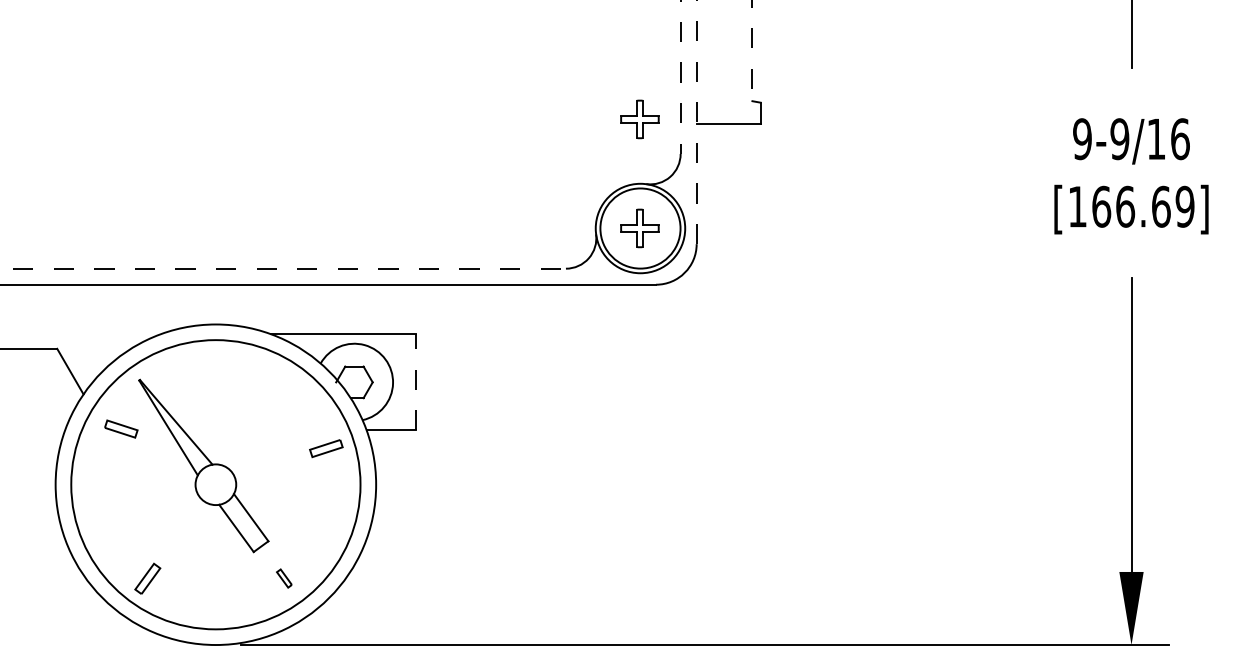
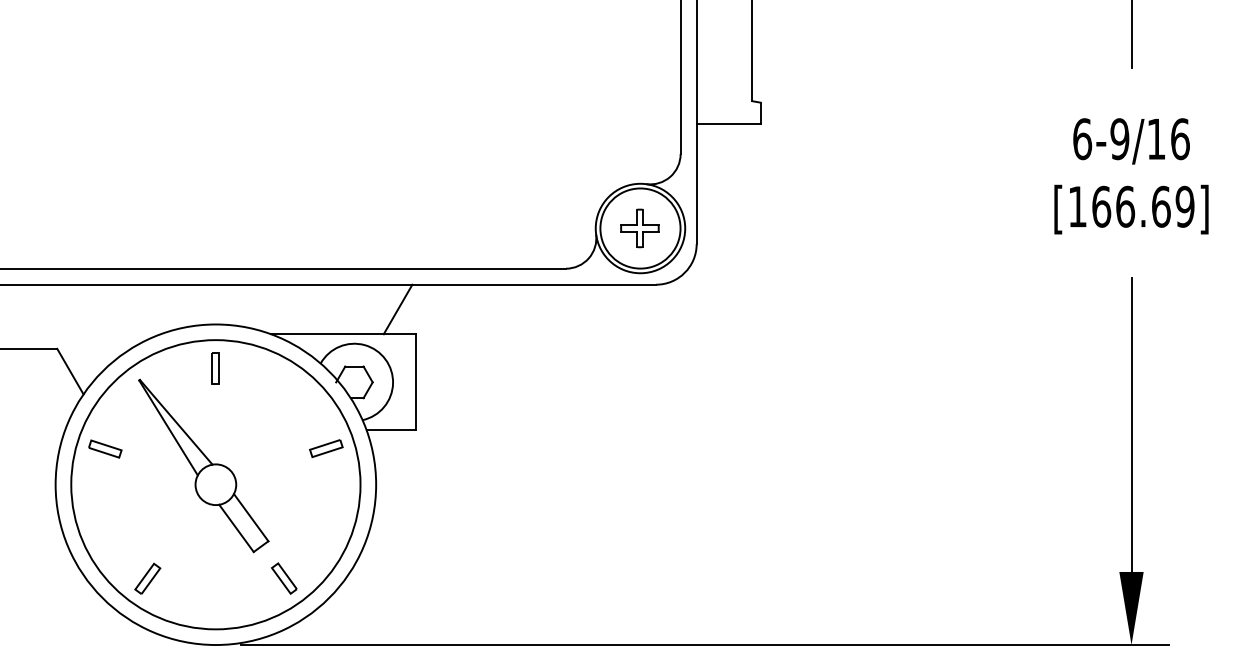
line: dashed -> solid (752, 51)
line: dashed -> solid (680, 77)
part: present -> none (639, 119)
line: dashed -> solid (696, 122)
text: 9-9/16 -> 6-9/16 (1082, 139)
line: dashed -> solid (283, 268)
line: none -> present (397, 309)
part: none -> present (215, 368)
line: dashed -> solid (416, 381)
part position: (121, 428) -> (105, 448) (105, 448)
part size: 17x21 px -> 27x33 px (284, 578)
